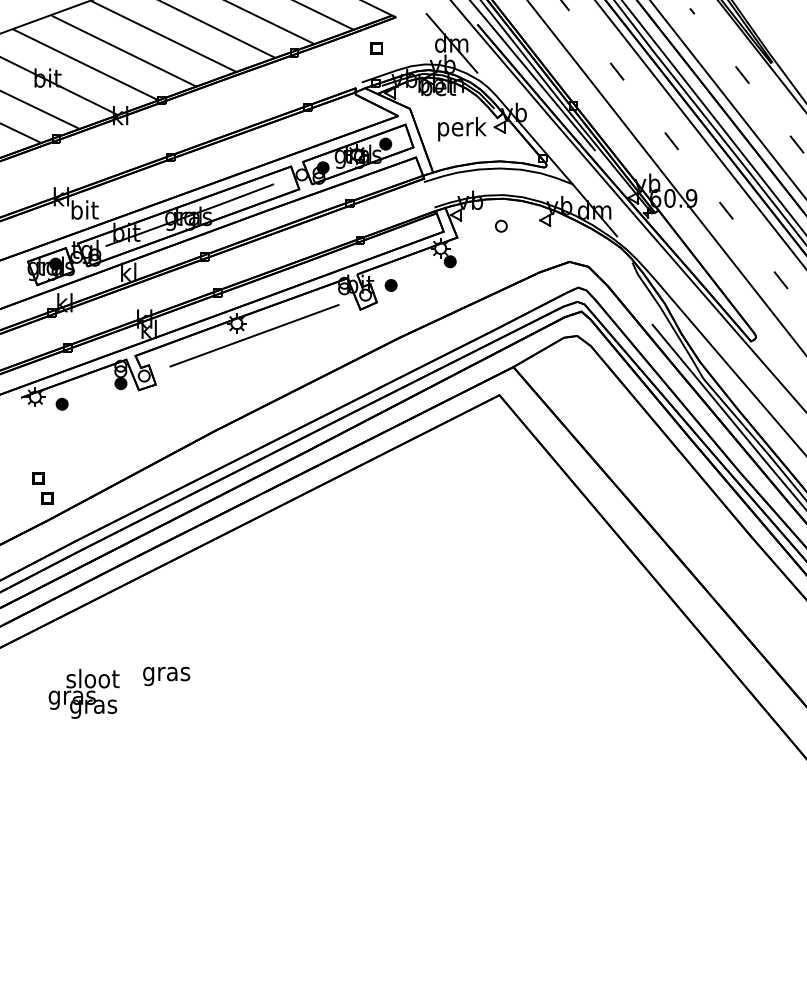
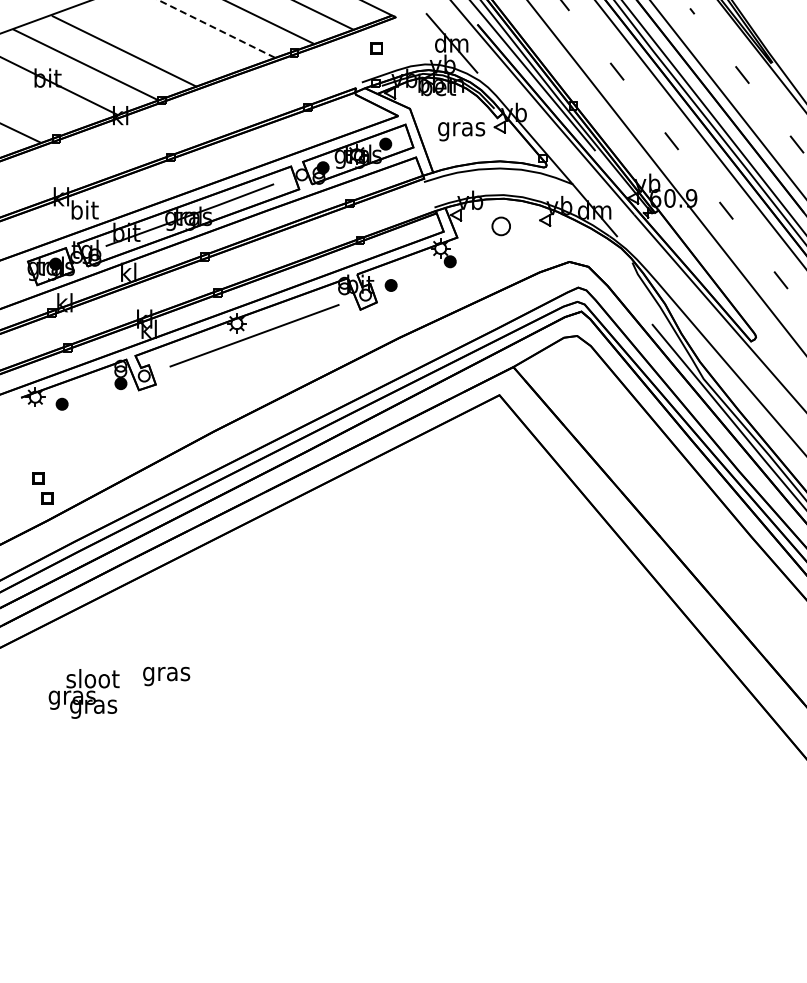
line: solid -> dashed (216, 29)
line: present -> none (164, 36)
line: present -> none (40, 110)
text: perk -> gras (462, 129)
part size: 13x14 px -> 20x21 px (500, 226)
